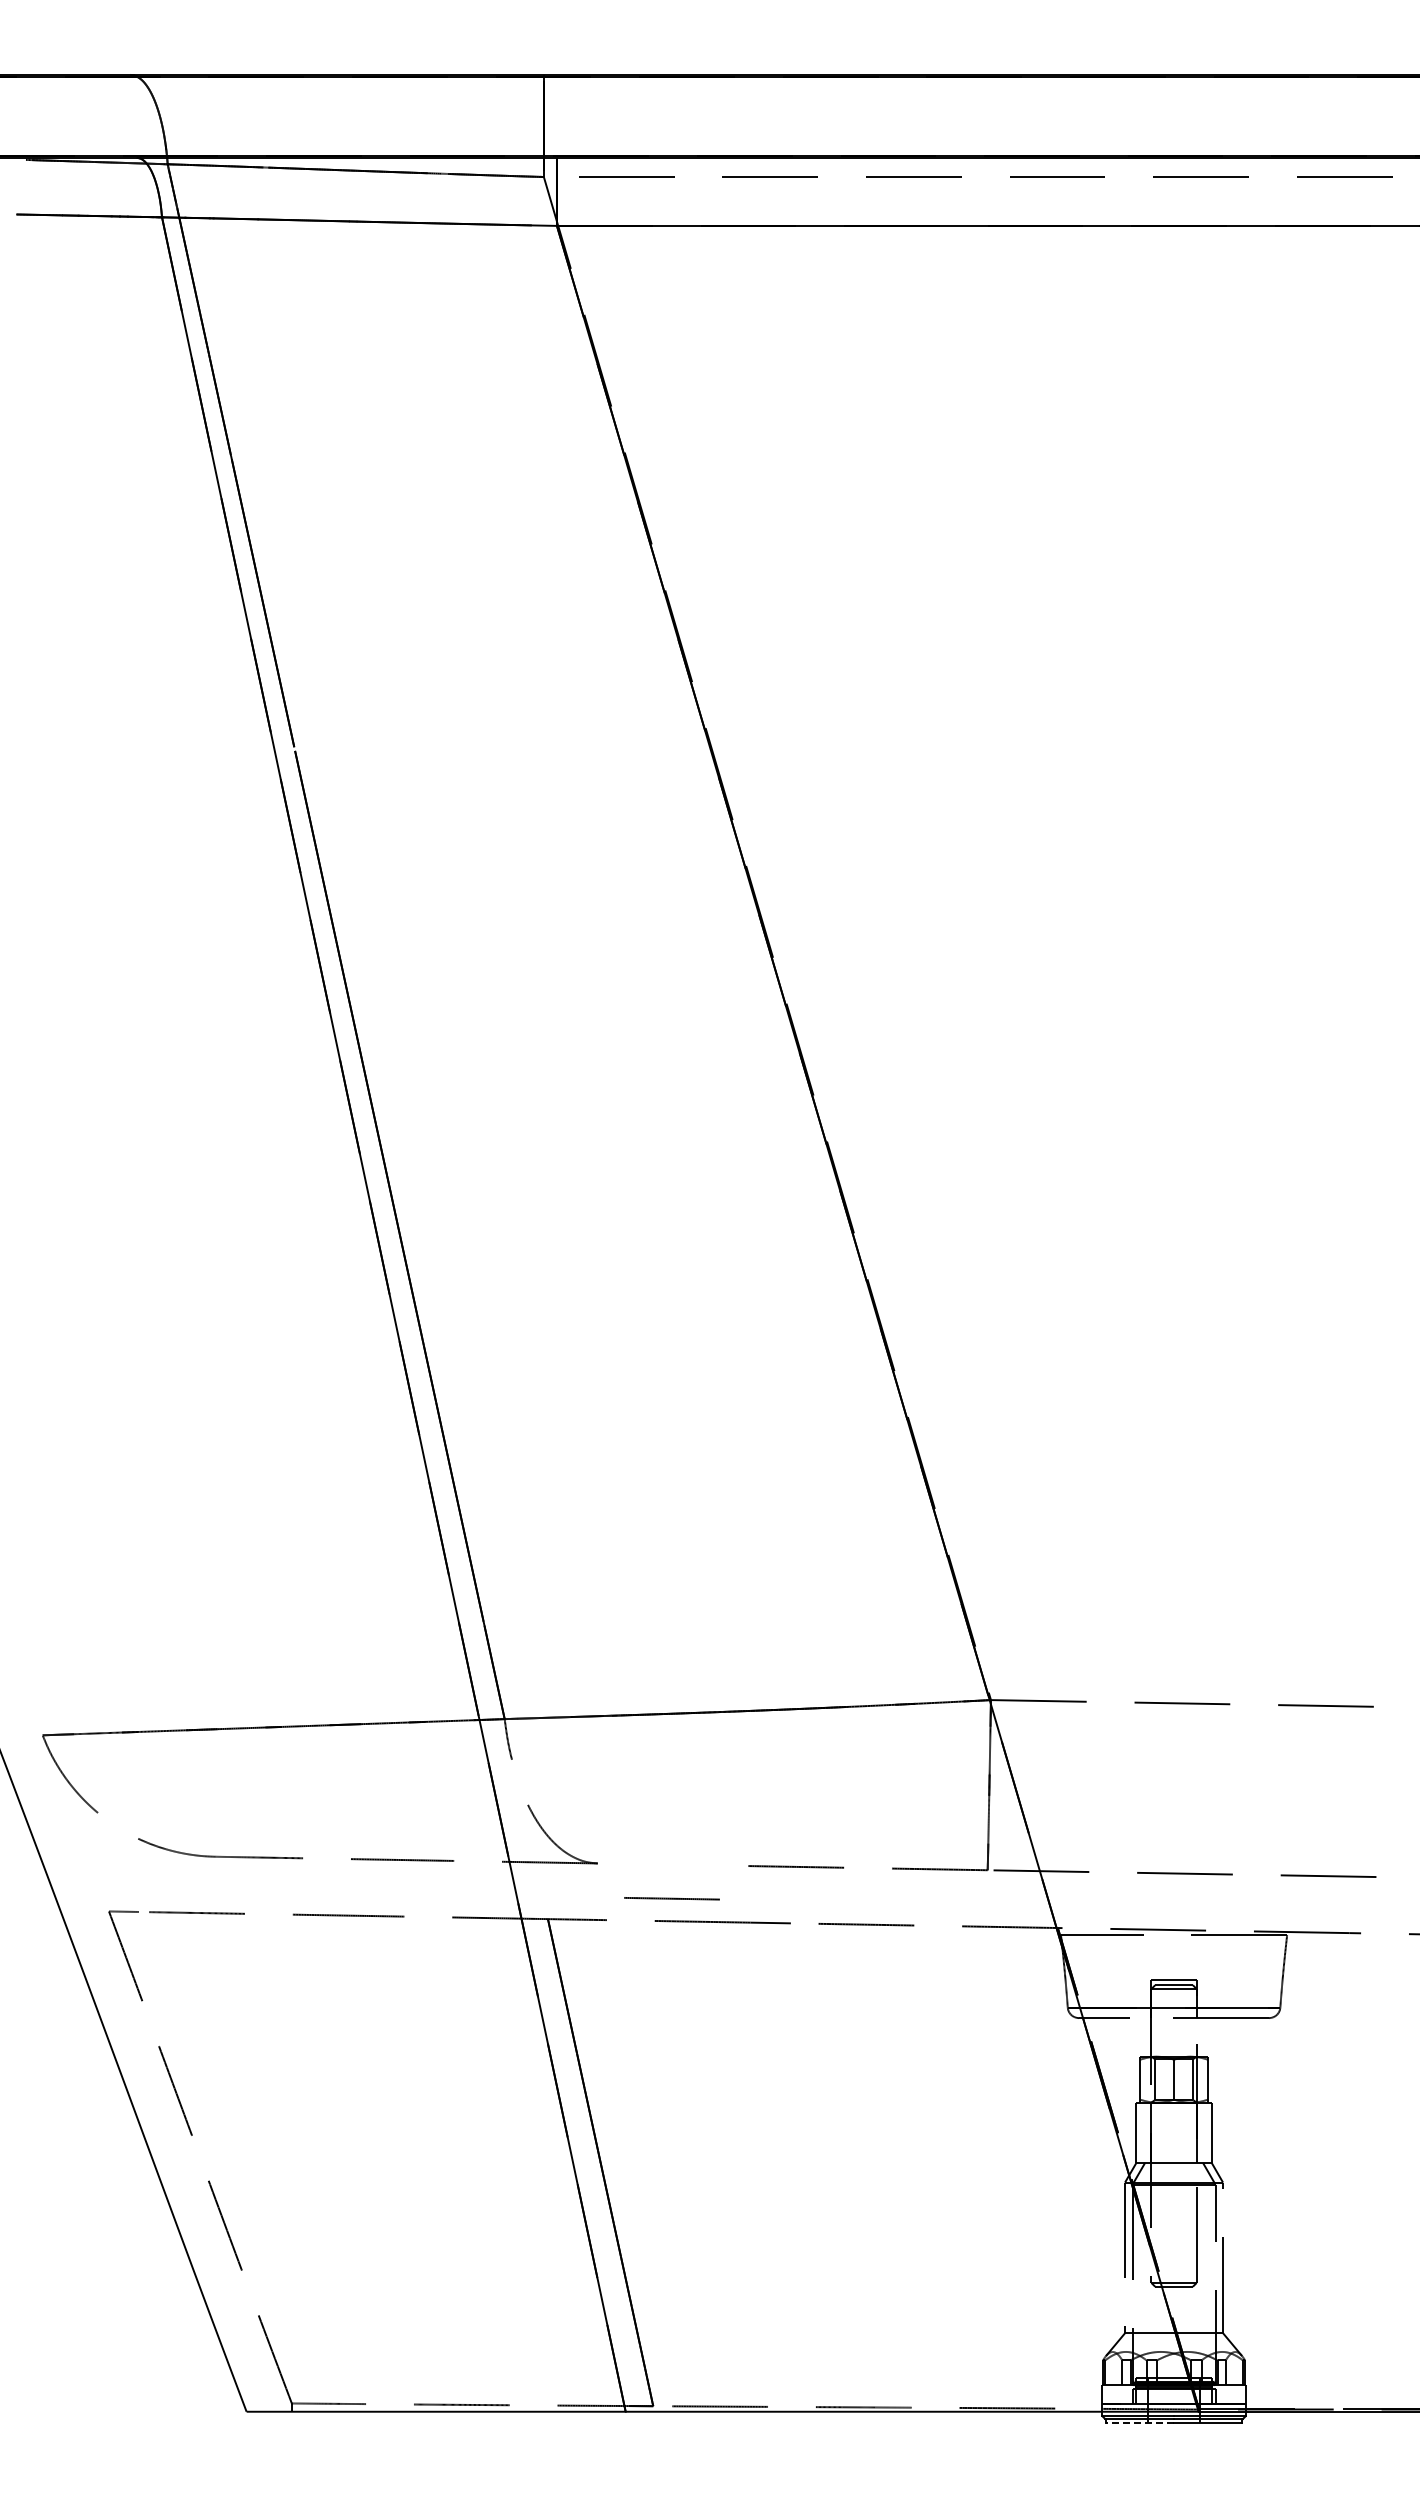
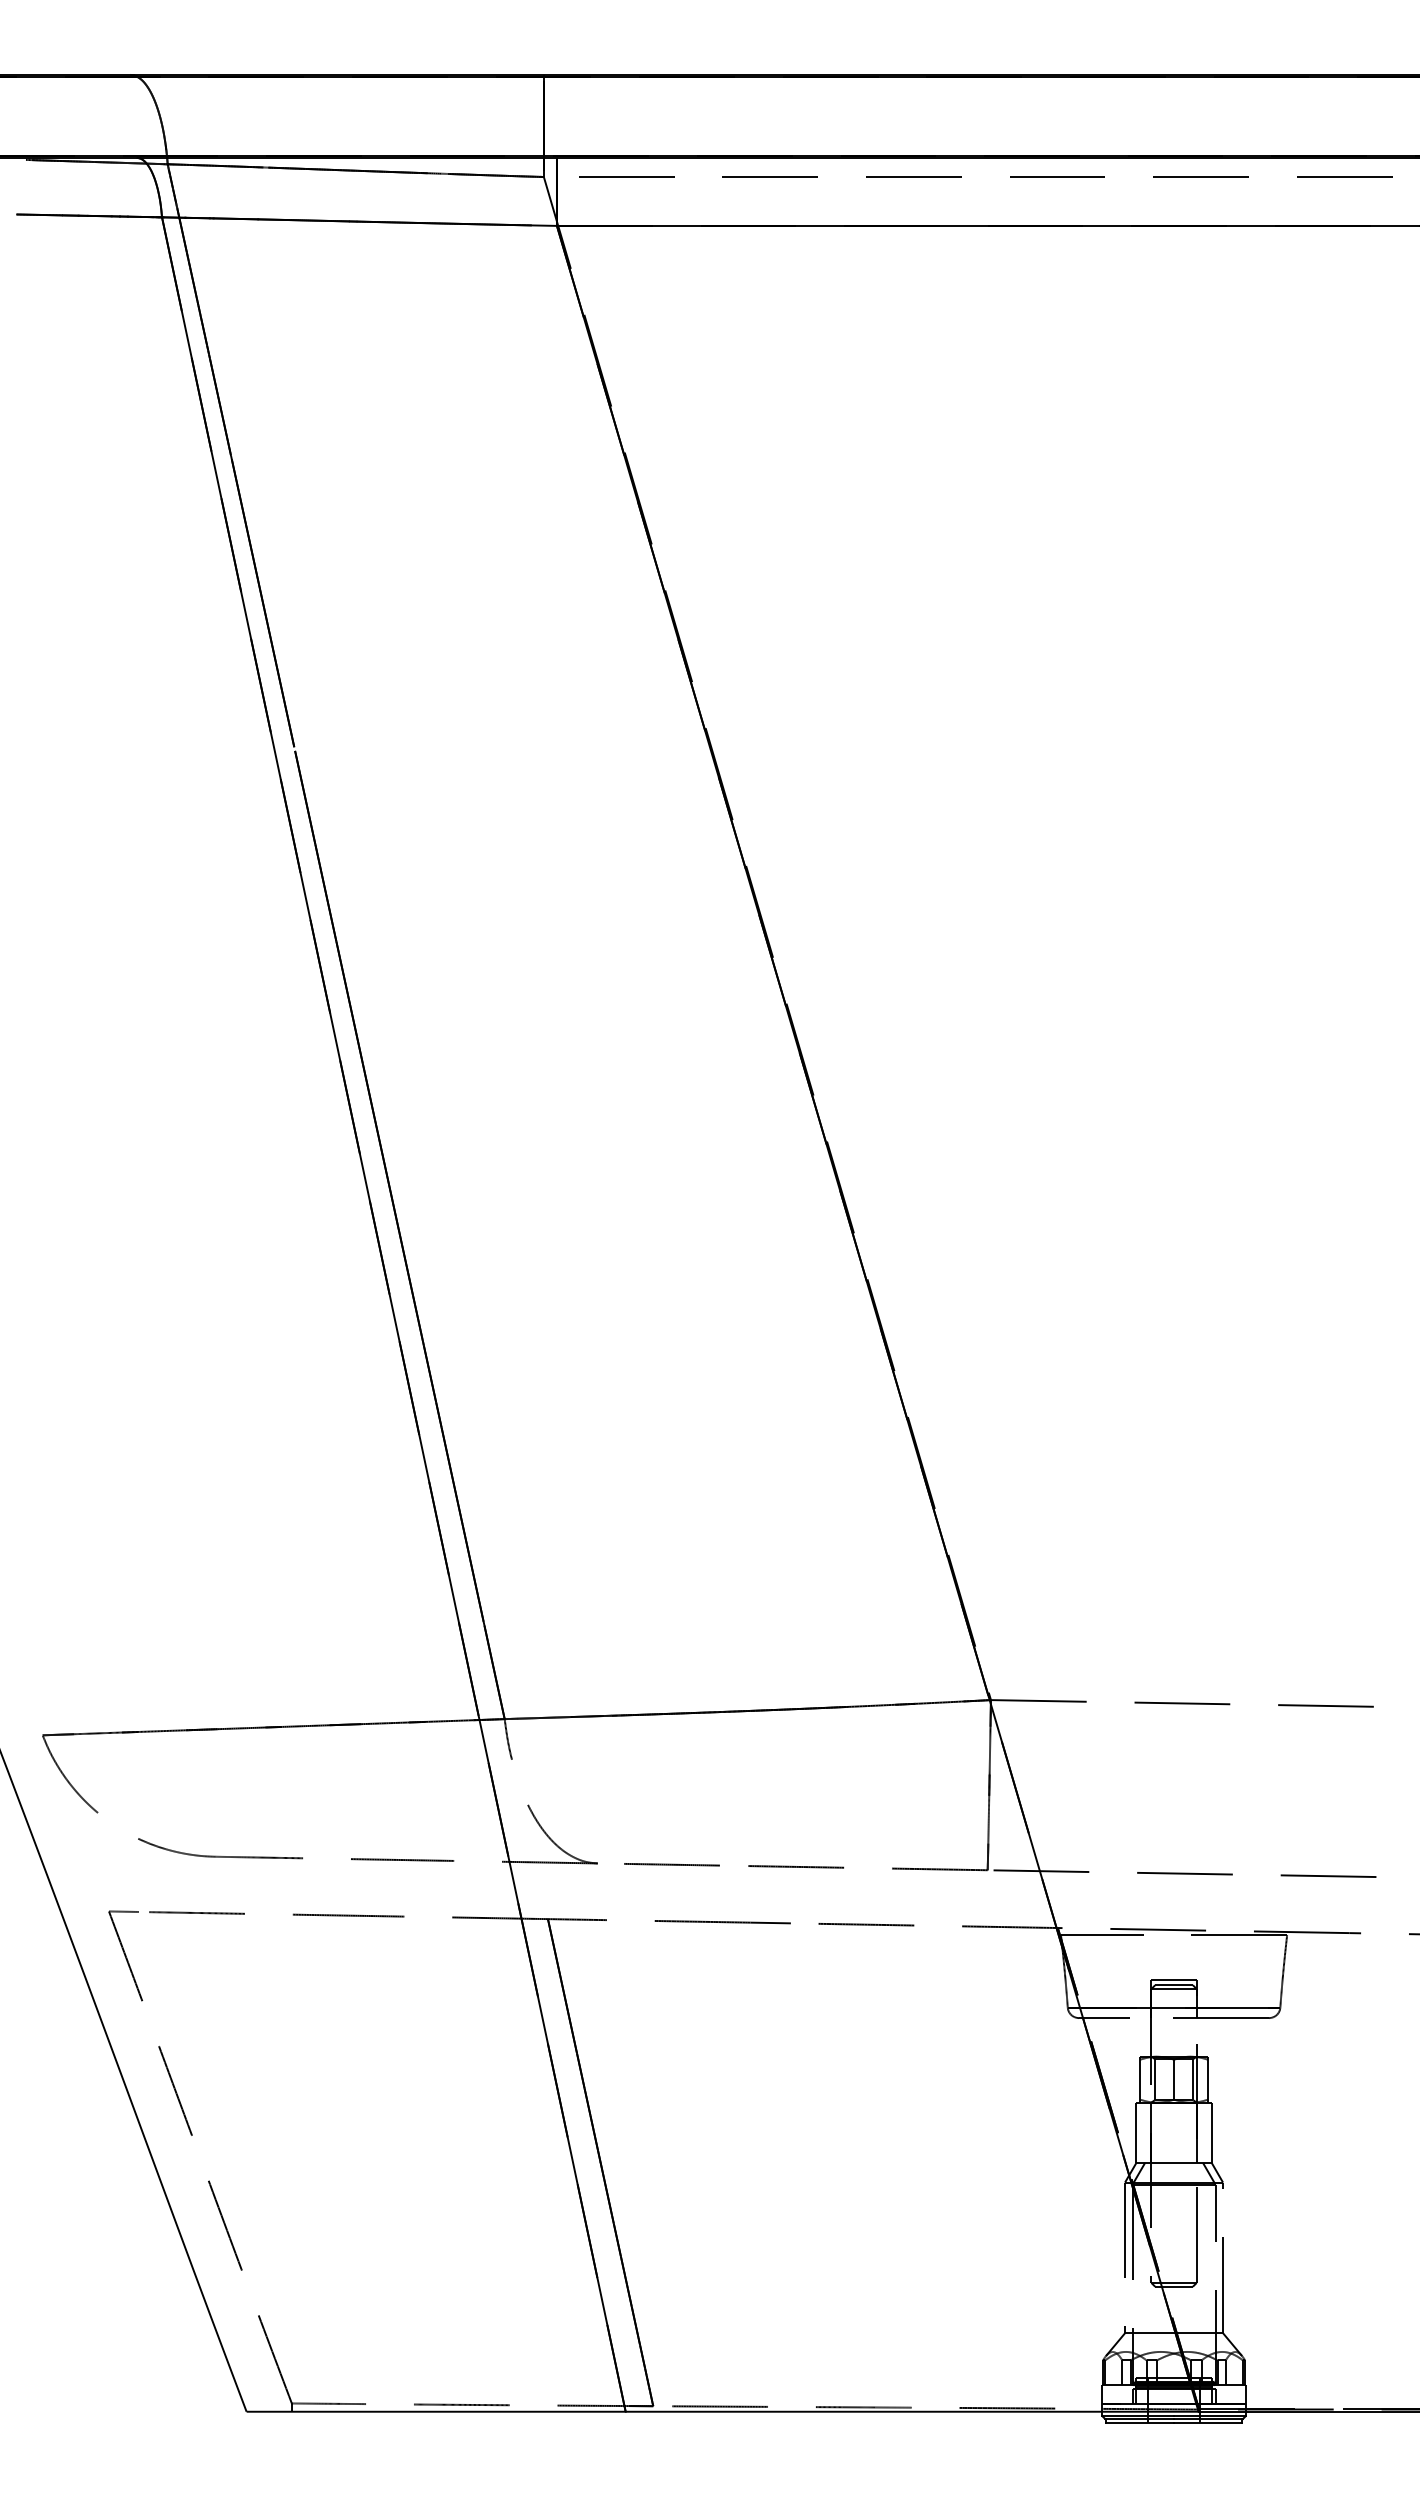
line position: (671, 1898) -> (671, 1864) (671, 1864)
line: dashed -> solid (1140, 2423)
